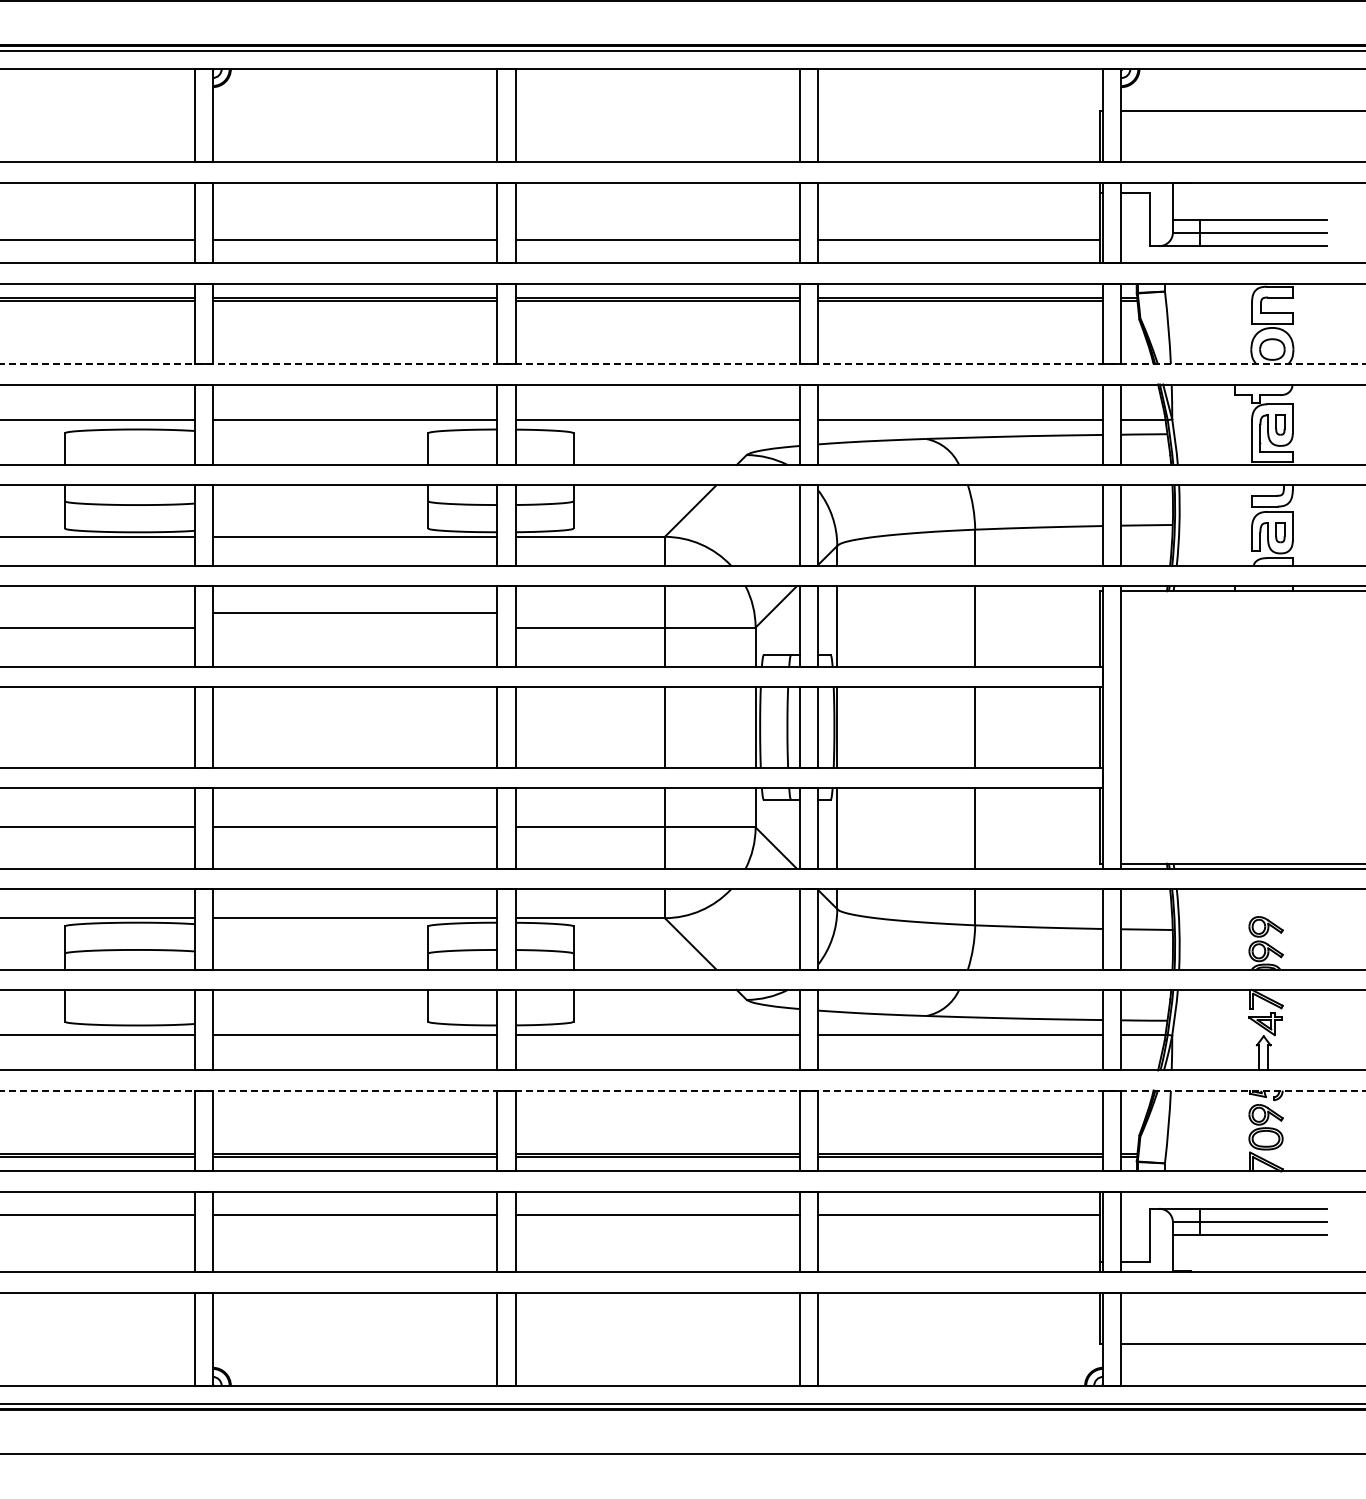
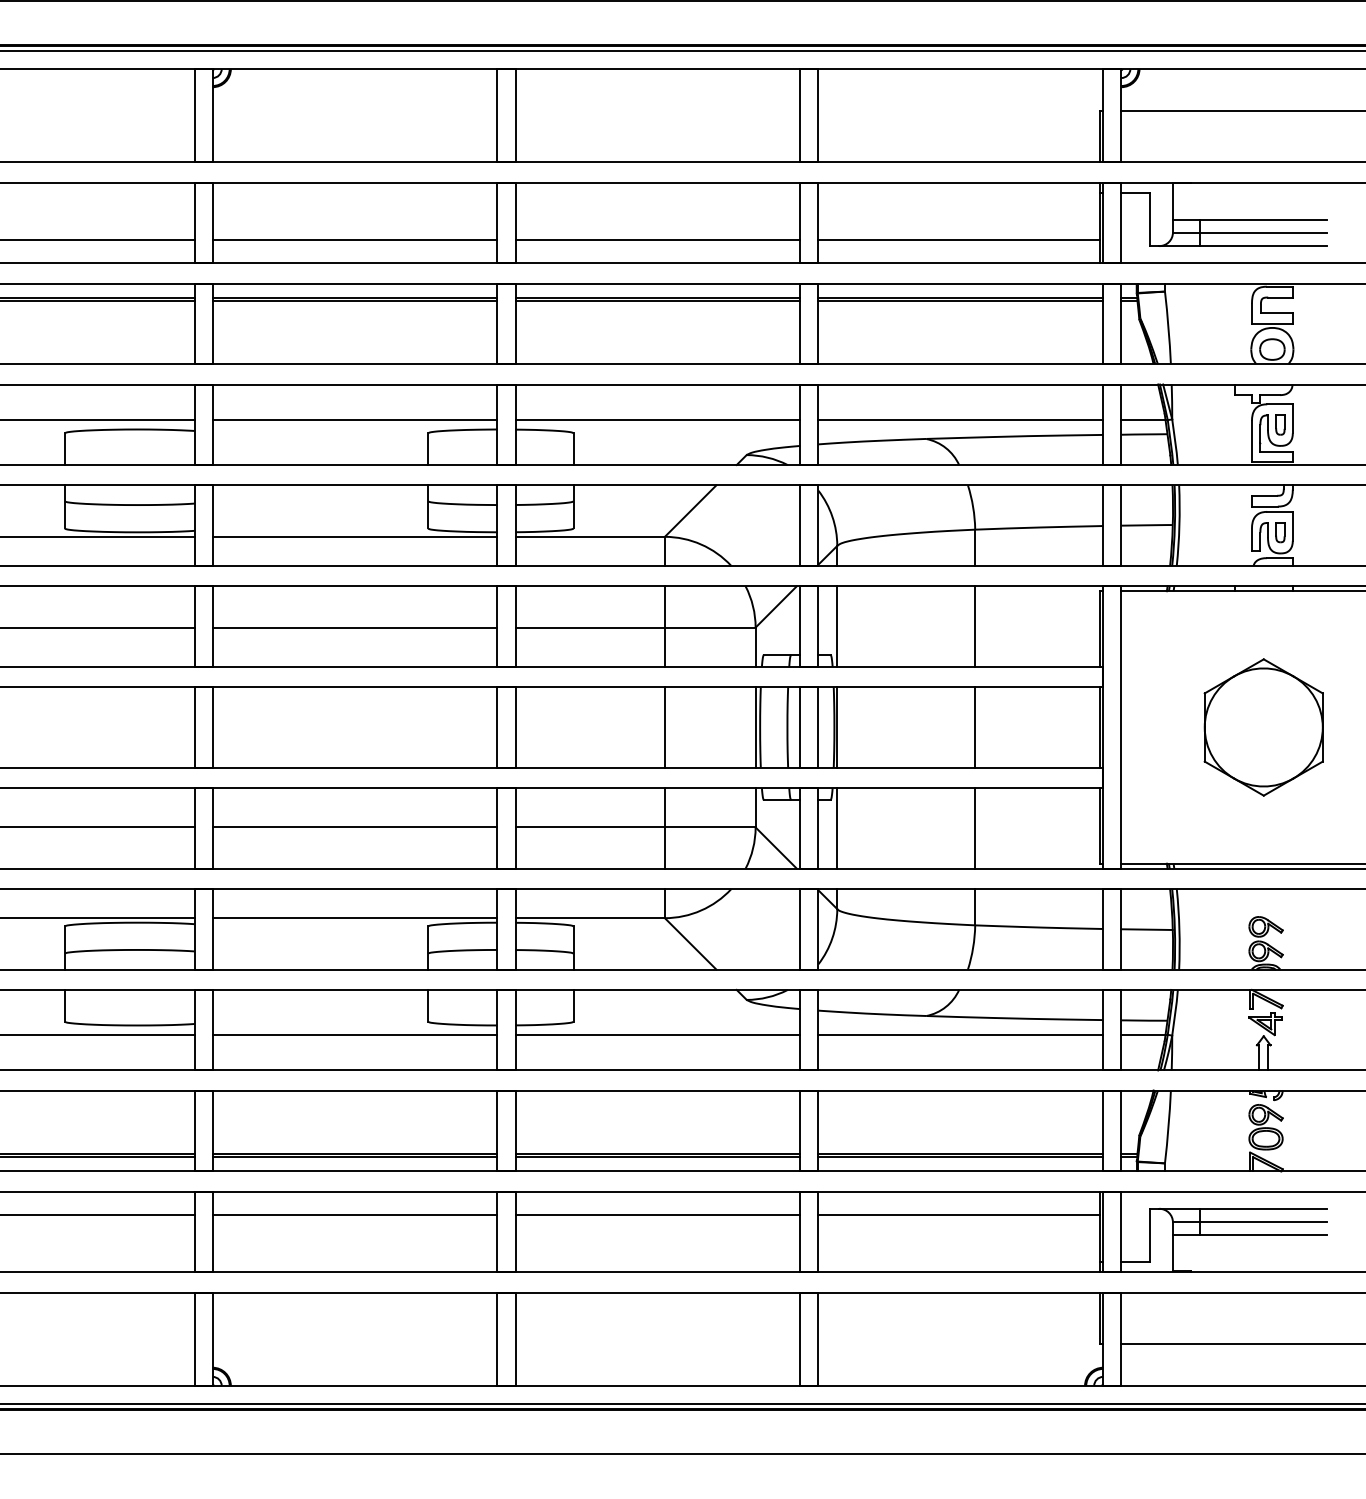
line: dashed -> solid (682, 364)
line position: (354, 612) -> (354, 627) (354, 627)
part: none -> present (1263, 727)
line: dashed -> solid (682, 1090)
